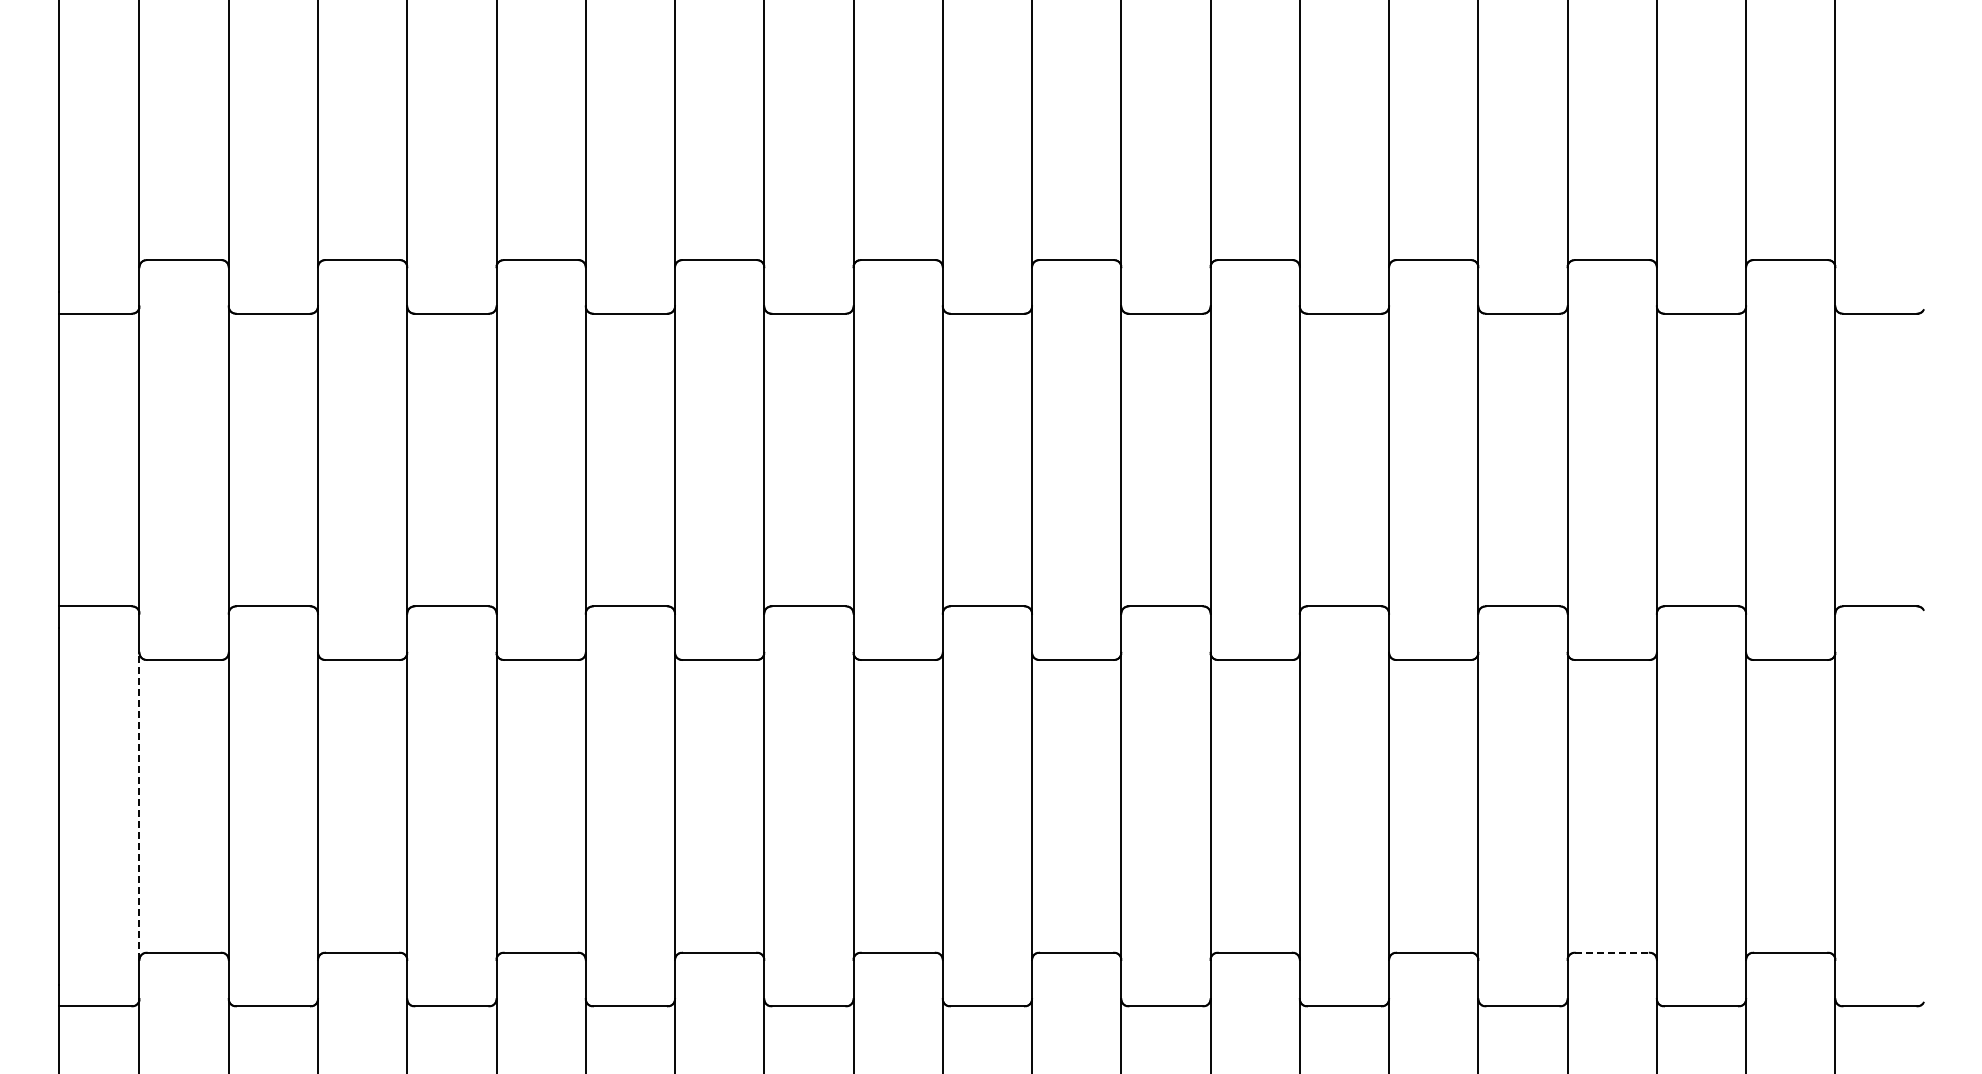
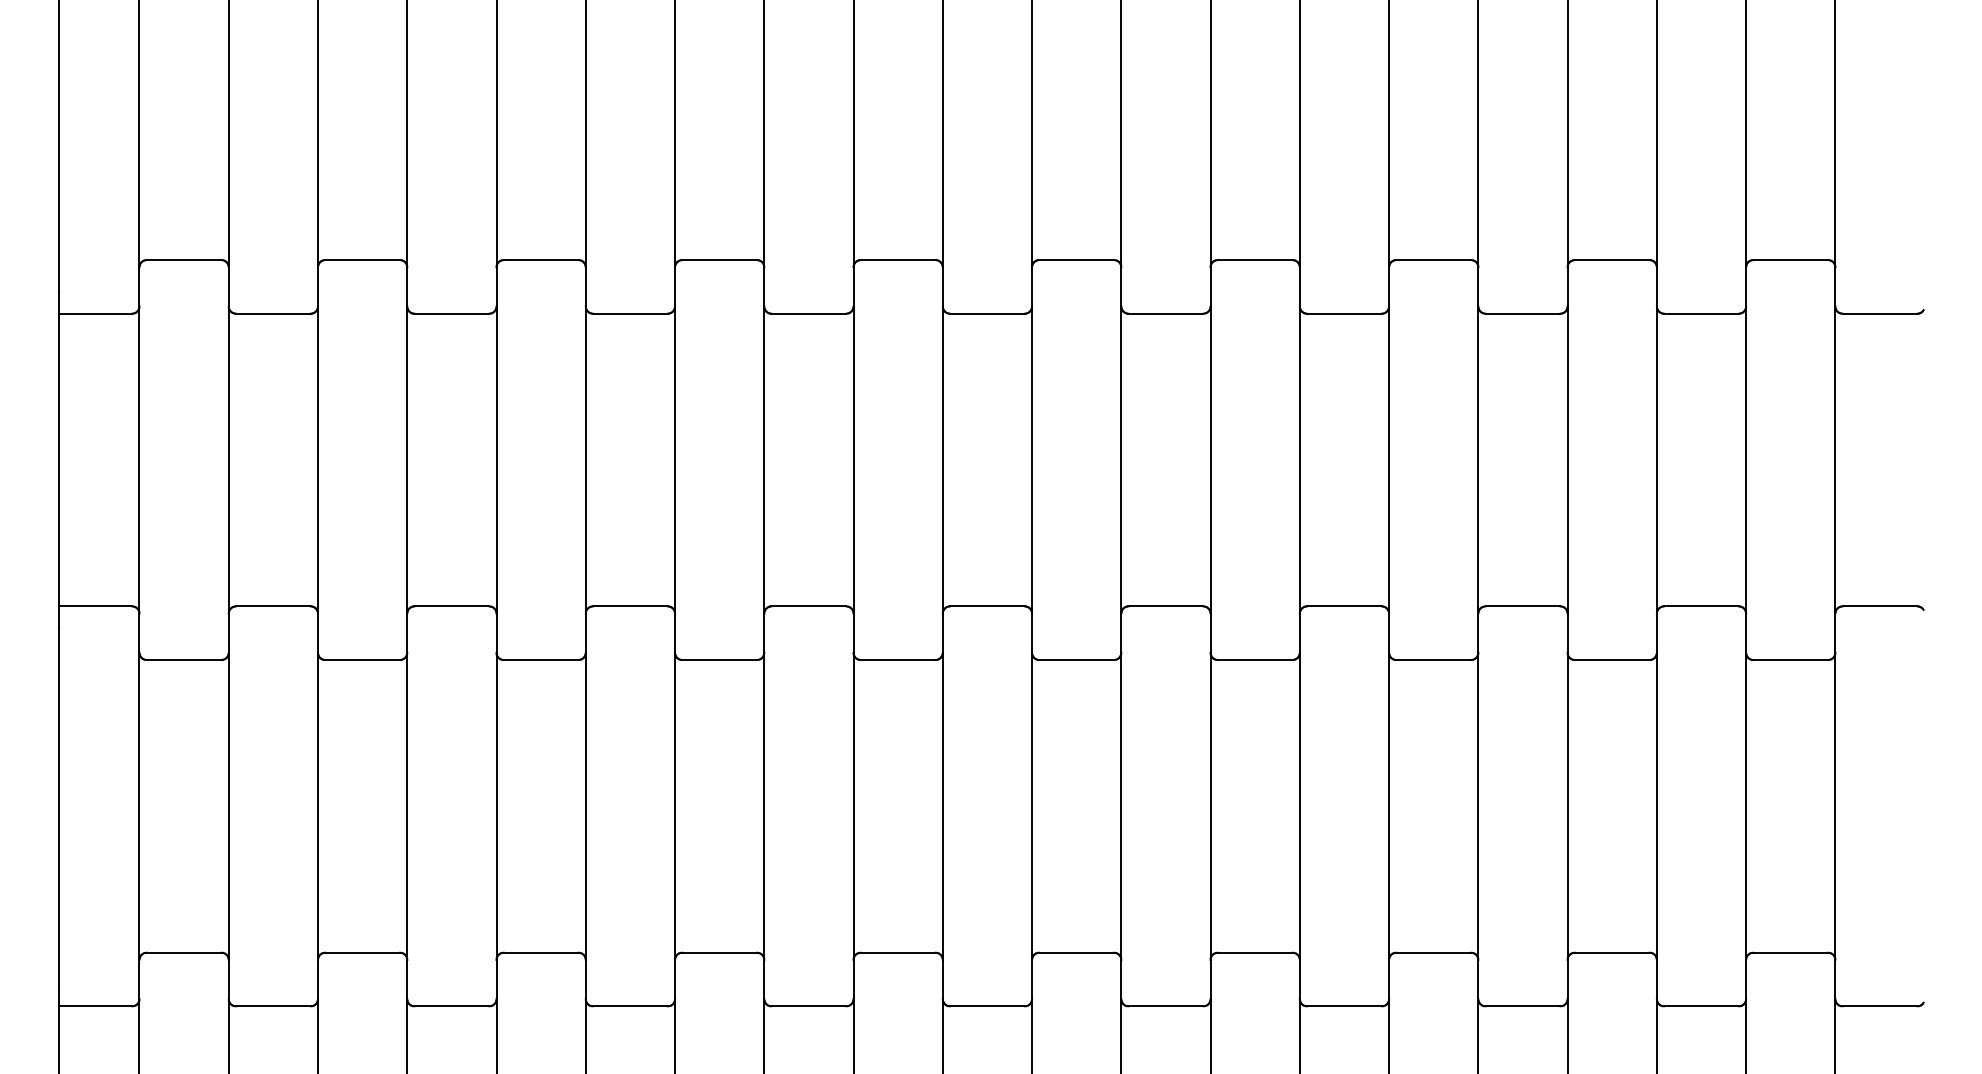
line: dashed -> solid (139, 806)
line: dashed -> solid (1612, 952)
